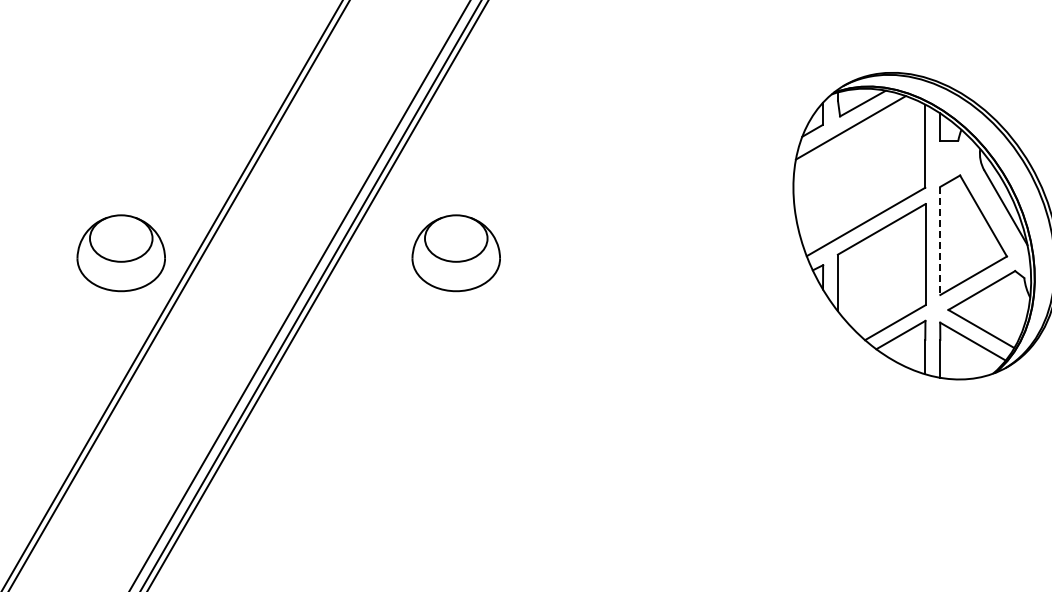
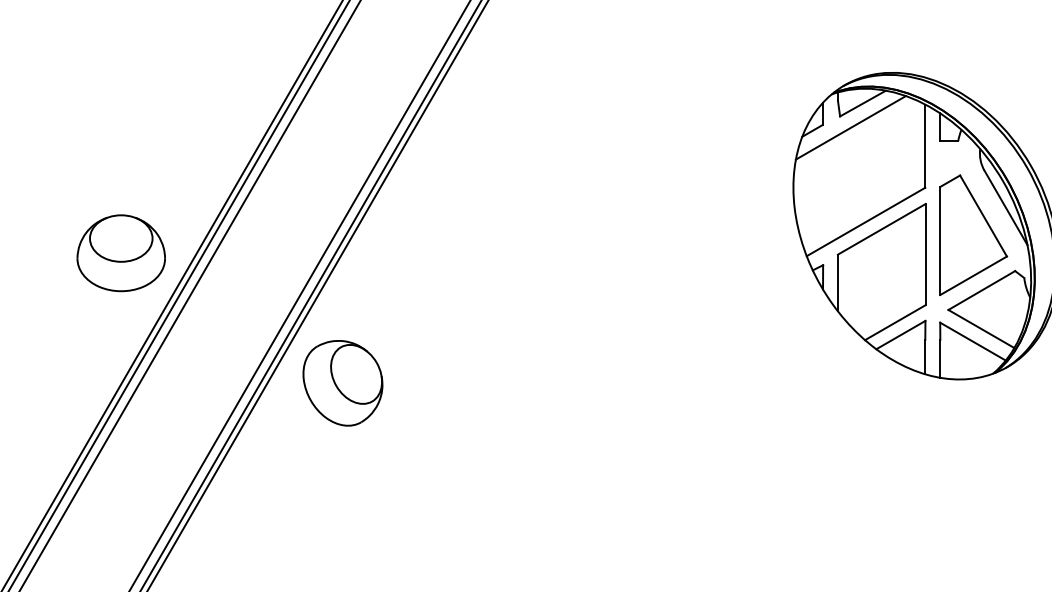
line: dashed -> solid (940, 241)
part: present -> none (455, 253)
line: none -> present (190, 295)
part: none -> present (342, 383)
